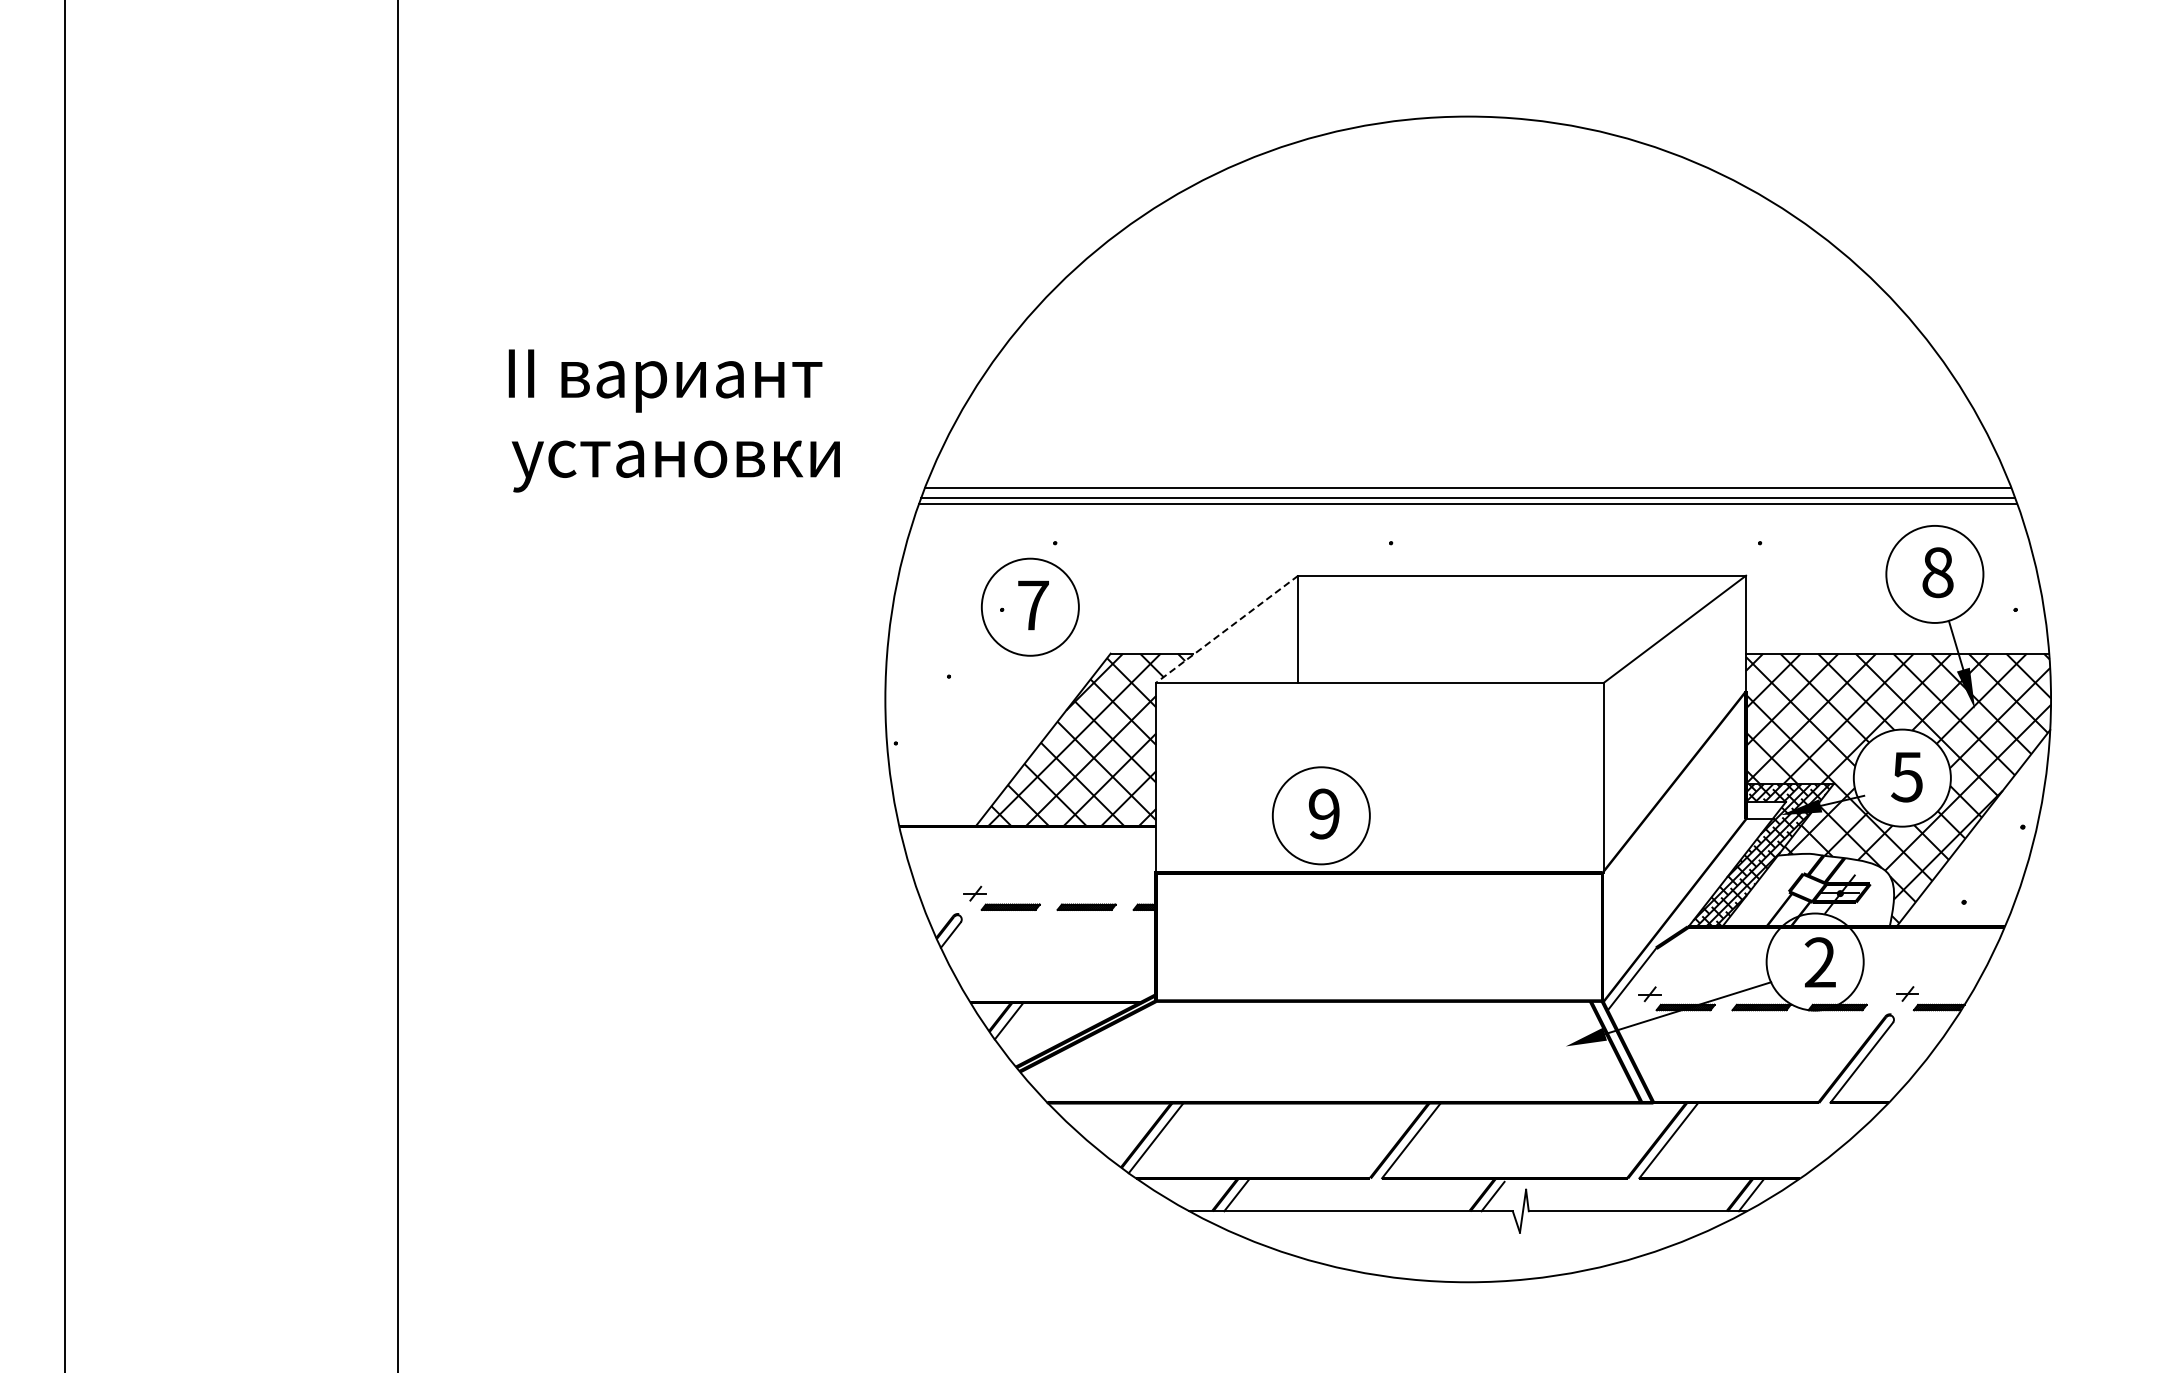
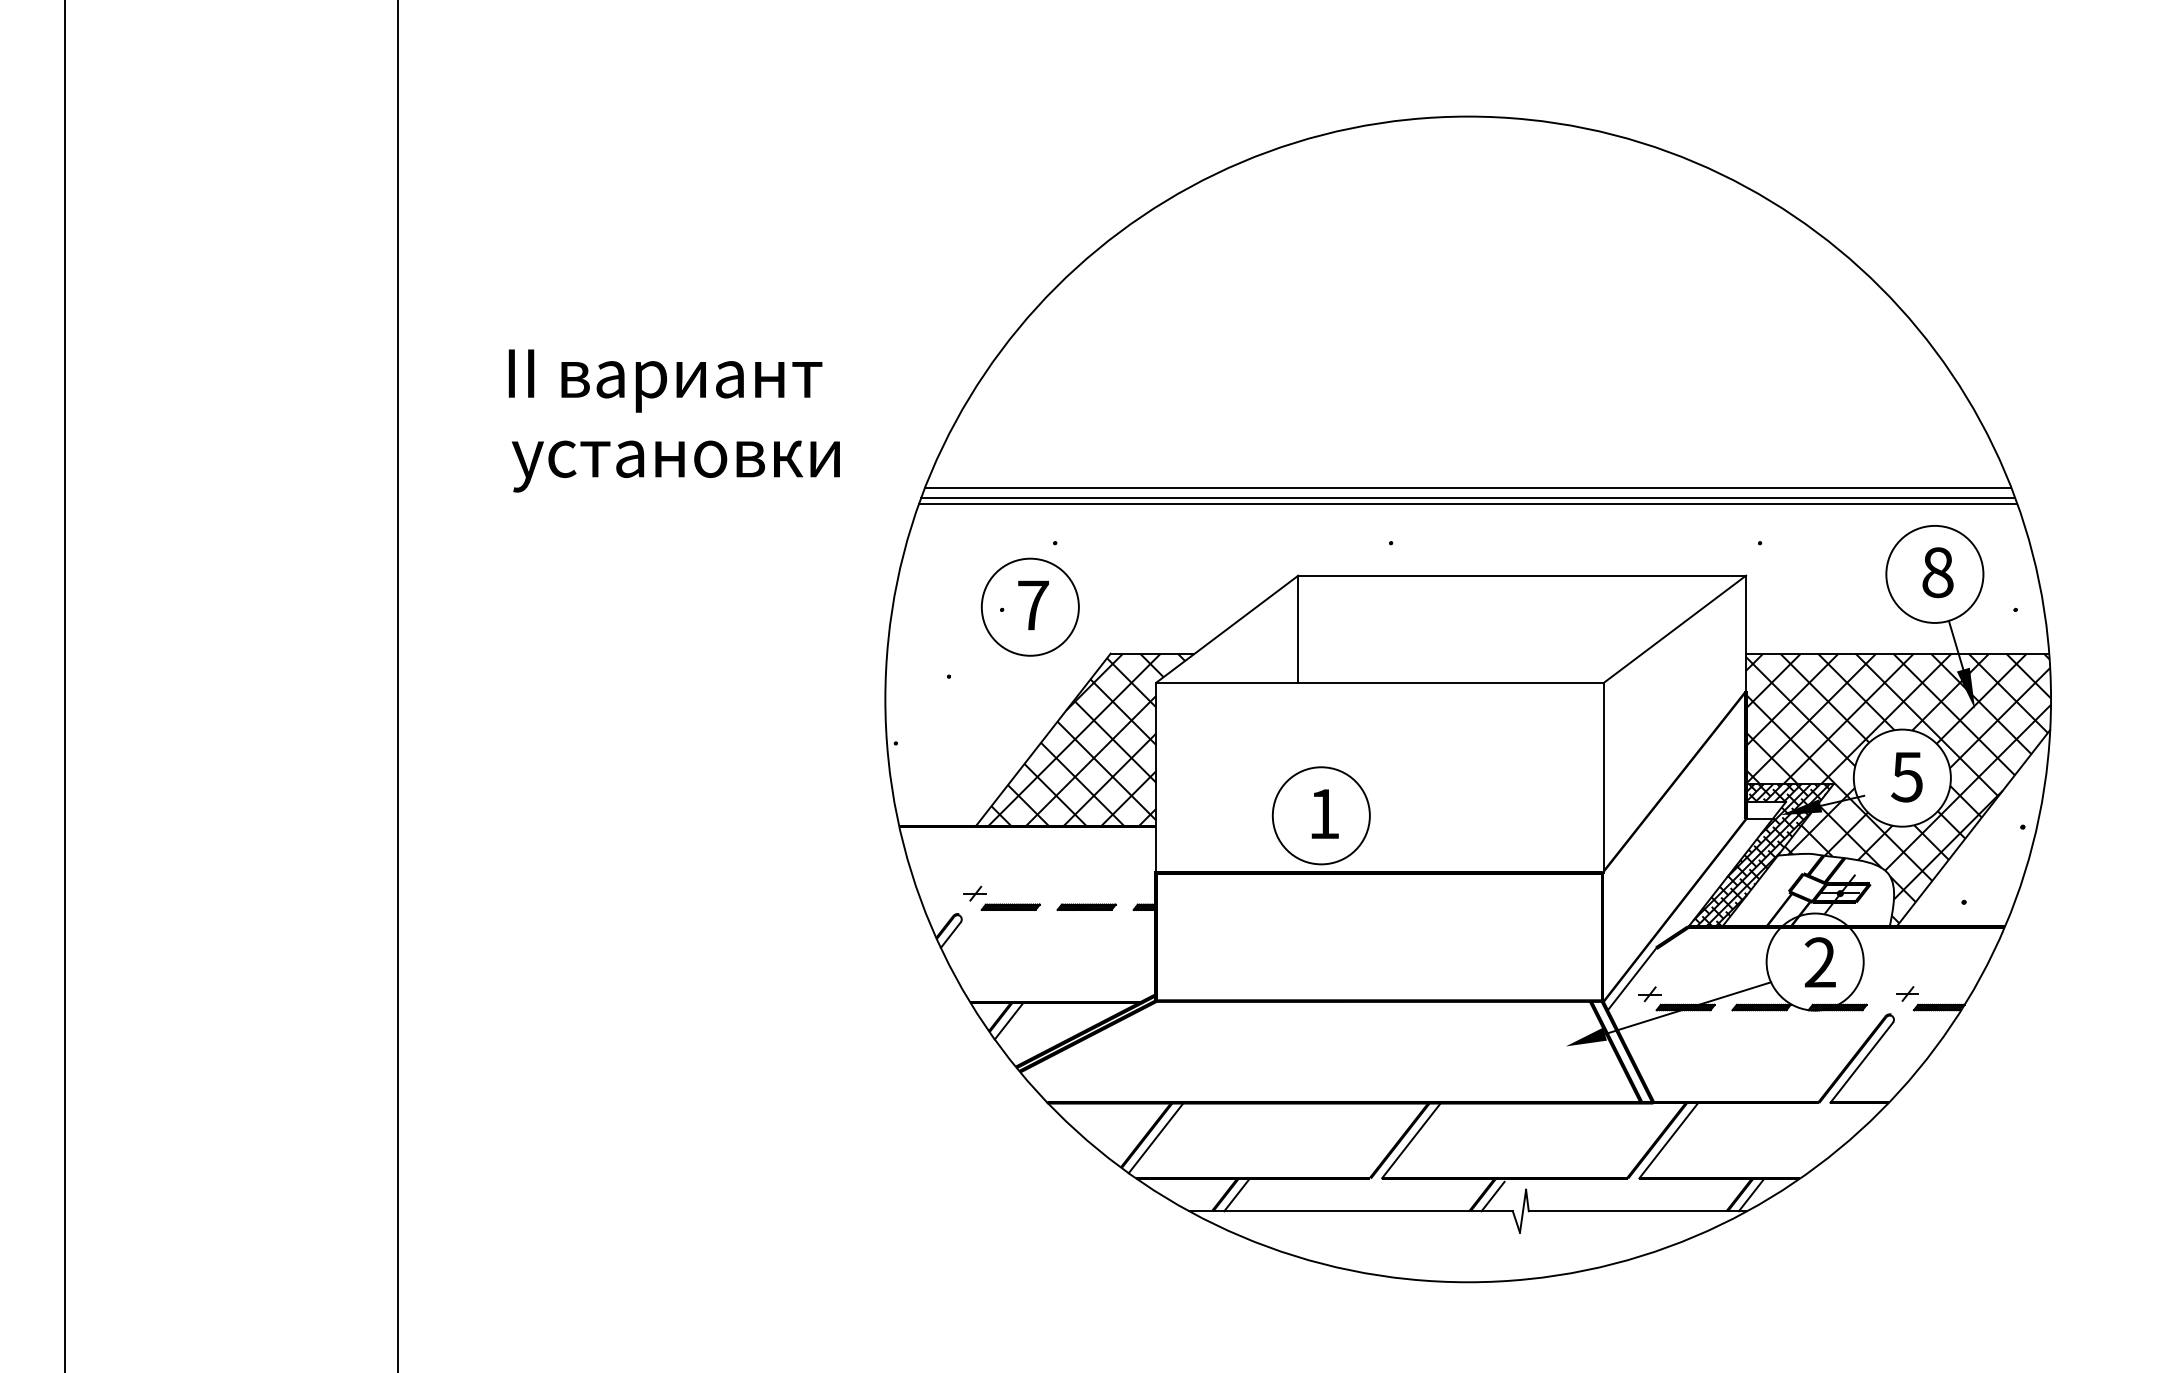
line: dashed -> solid (1227, 629)
text: 9 -> 1 (1323, 813)
